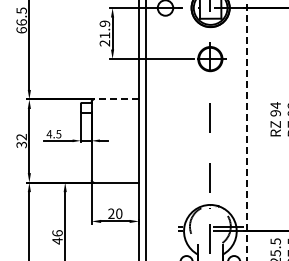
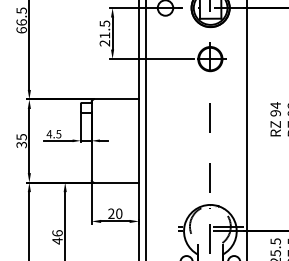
text: 21.9 -> 21.5 (104, 23)
line: dashed -> solid (116, 99)
line: dashed -> solid (247, 131)
text: 32 -> 35 (21, 137)
